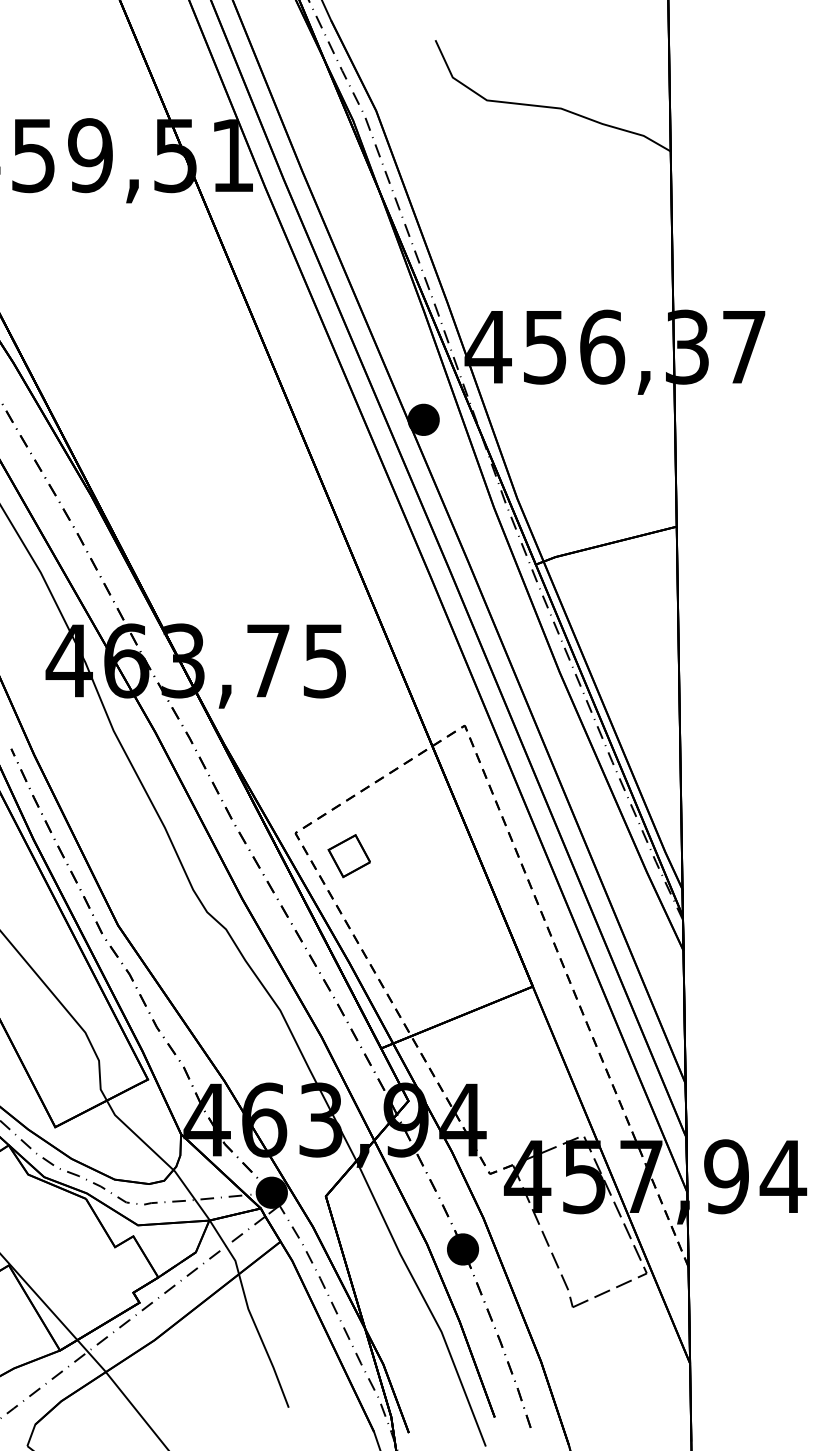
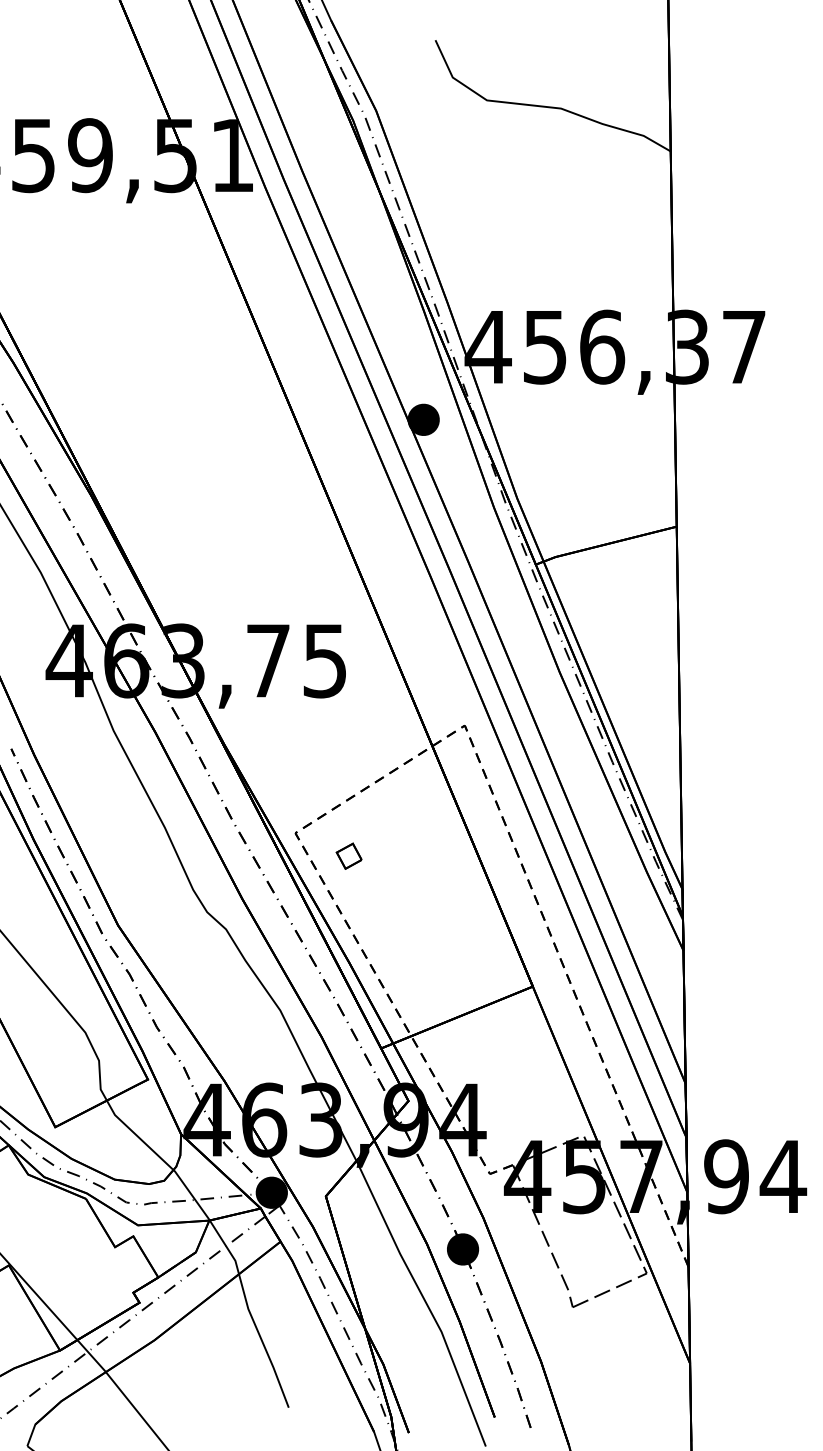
part size: 44x45 px -> 28x28 px (348, 855)
